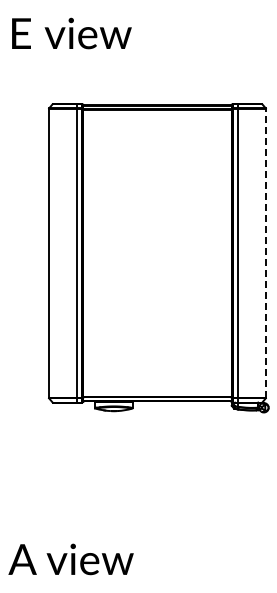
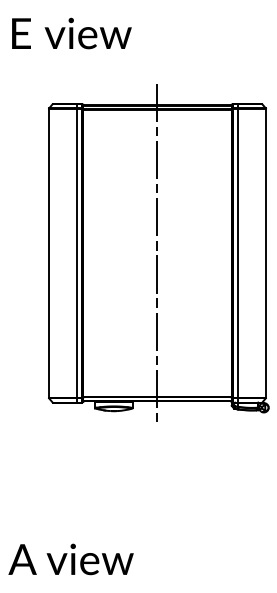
line: none -> present (157, 253)
line: dashed -> solid (265, 253)
